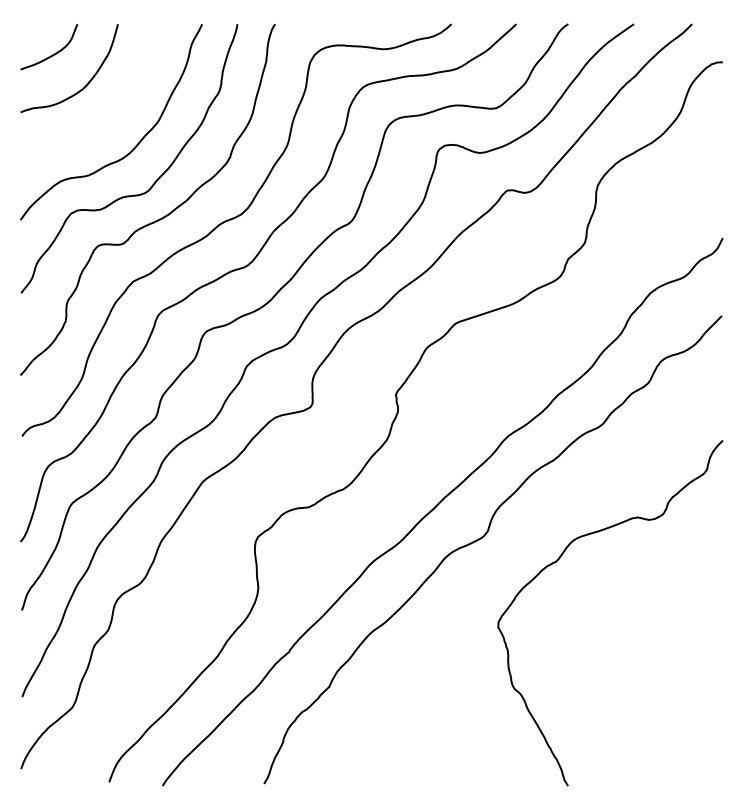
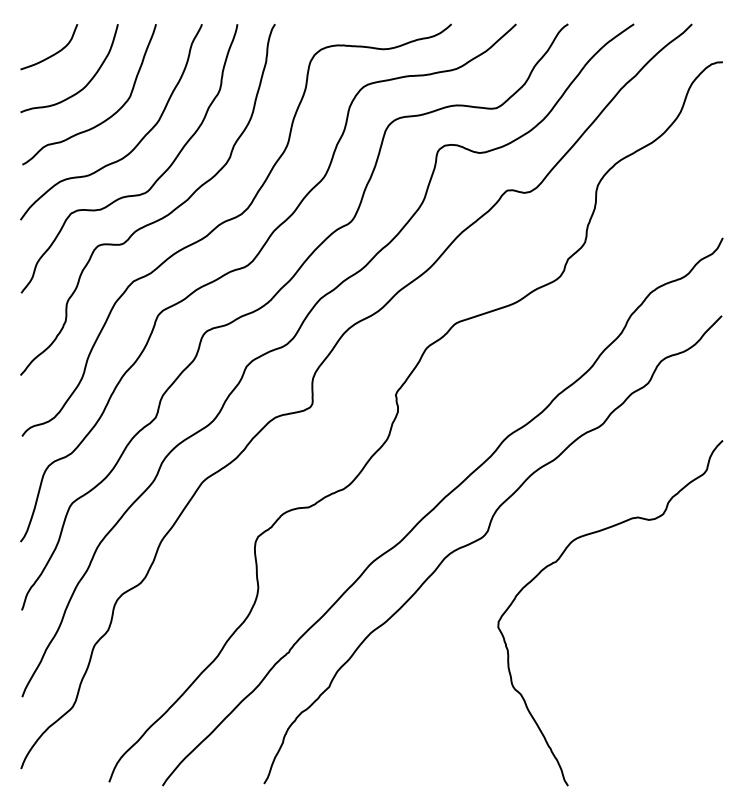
curve: none -> present (106, 118)
